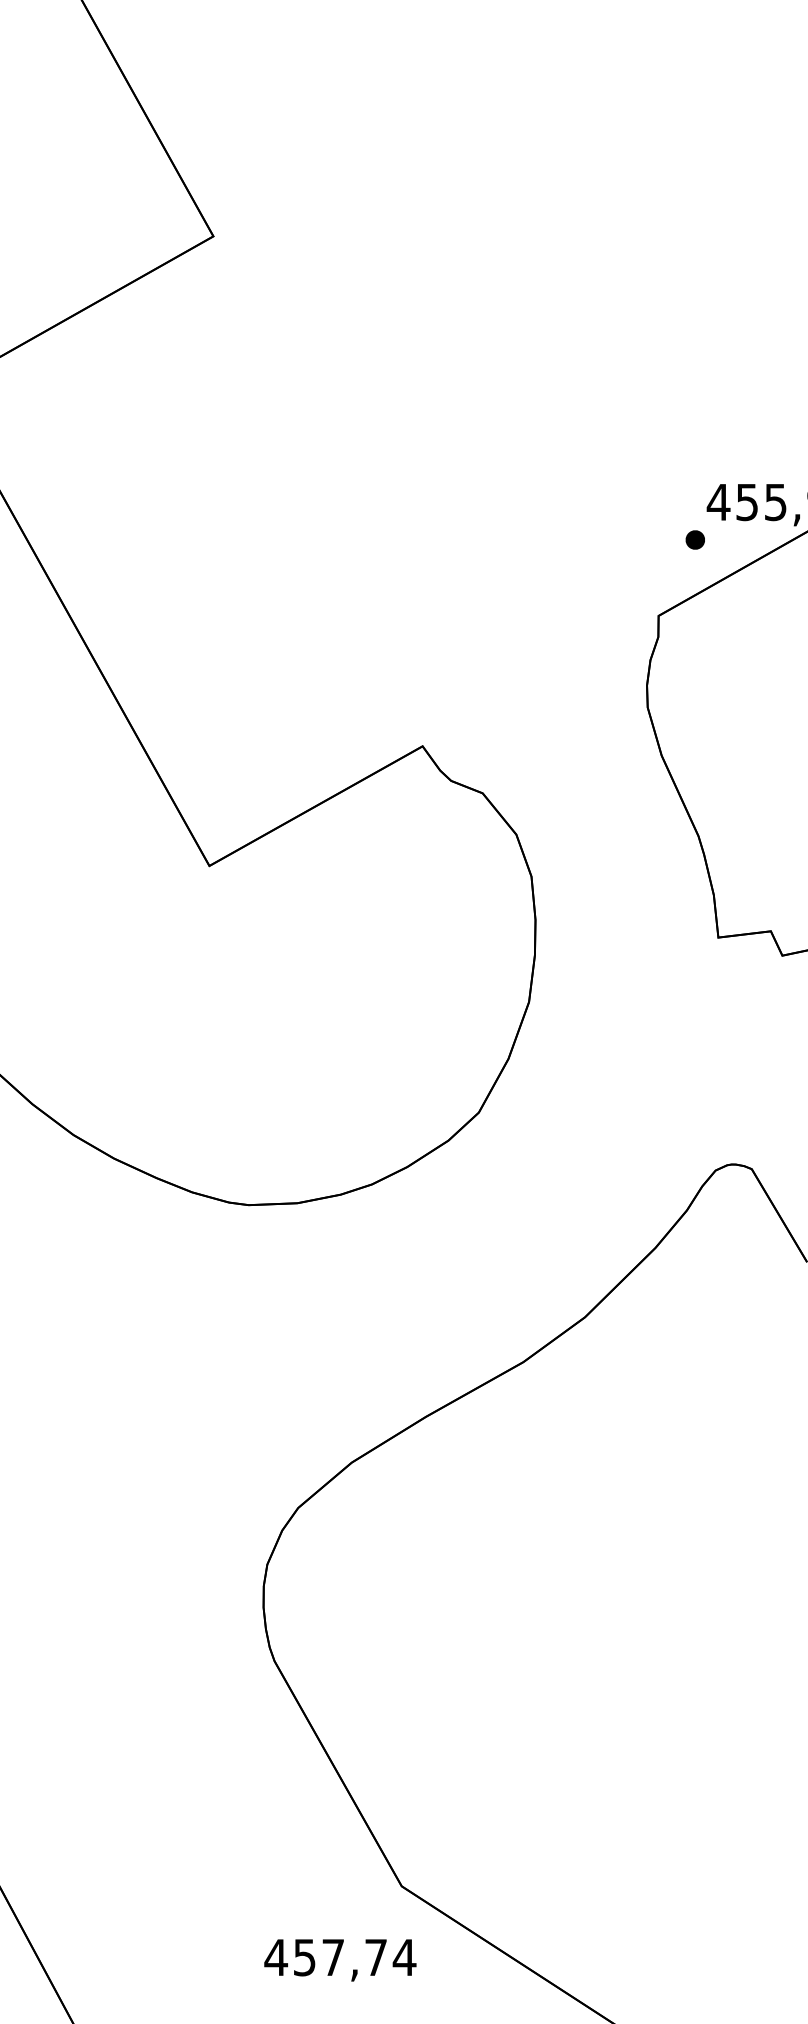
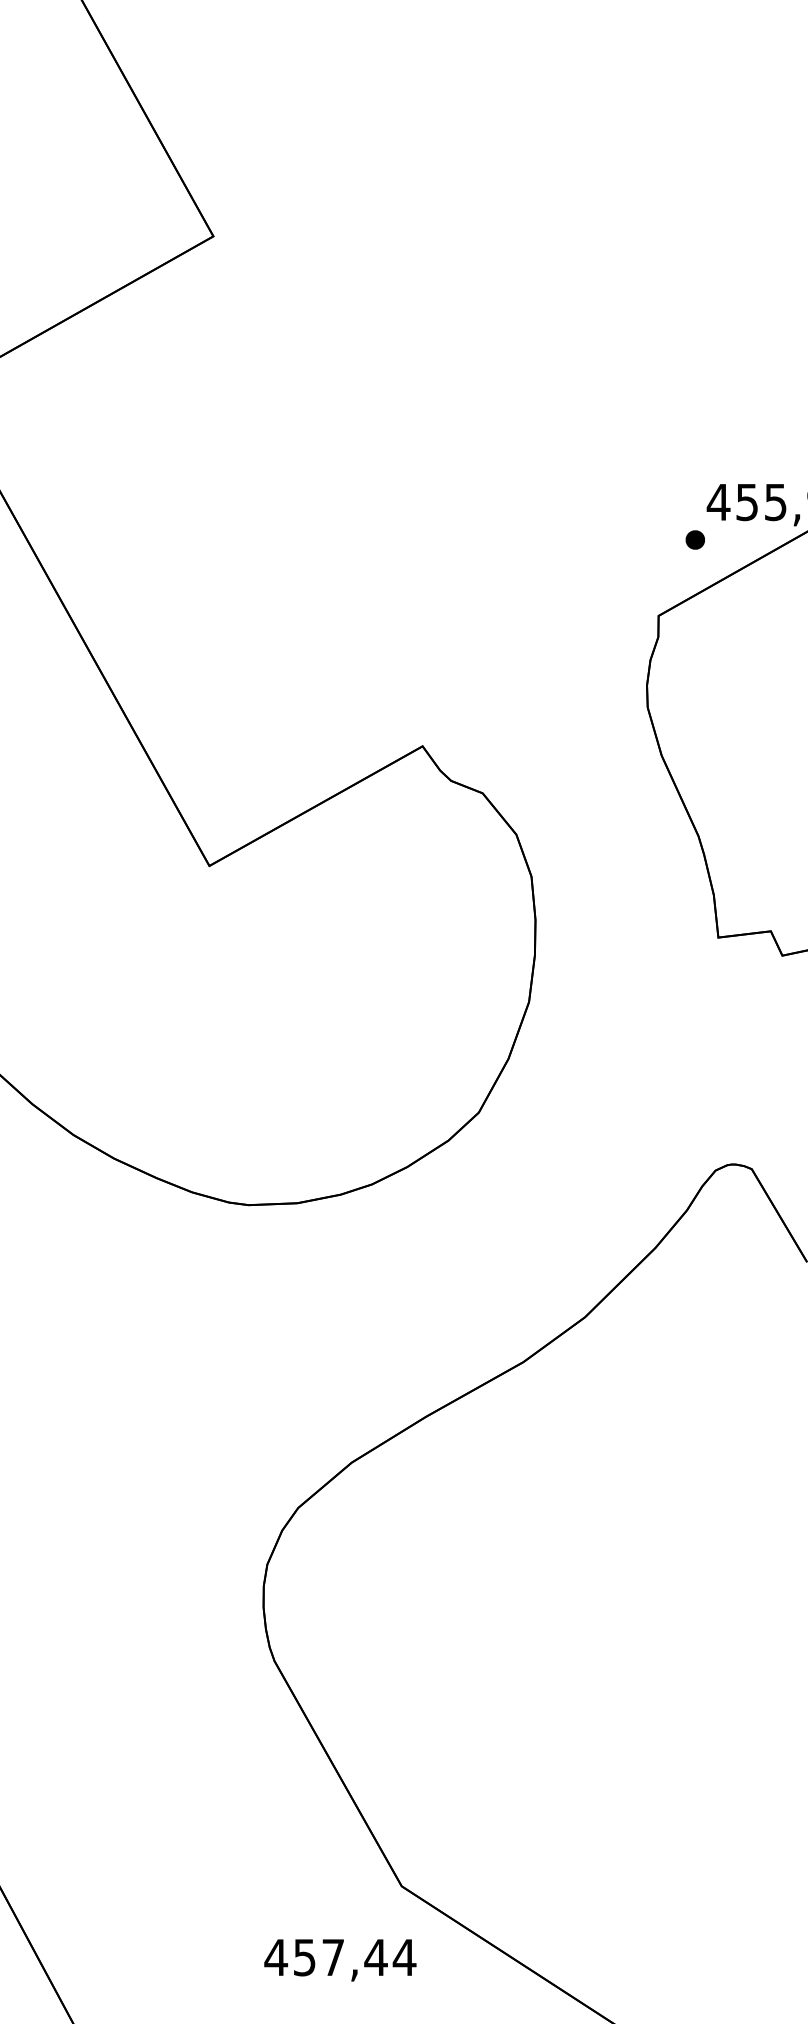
text: 457,74 -> 457,44 (375, 1957)
